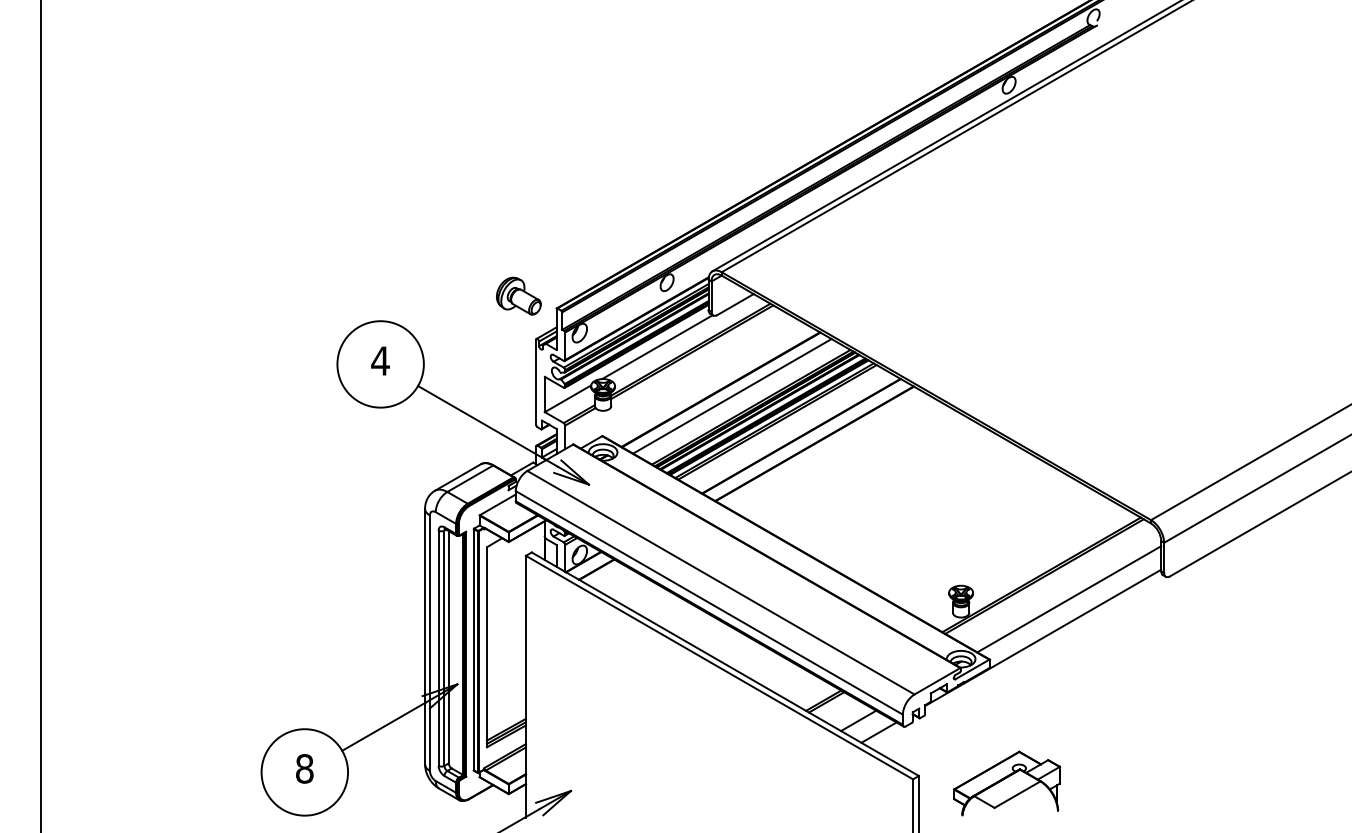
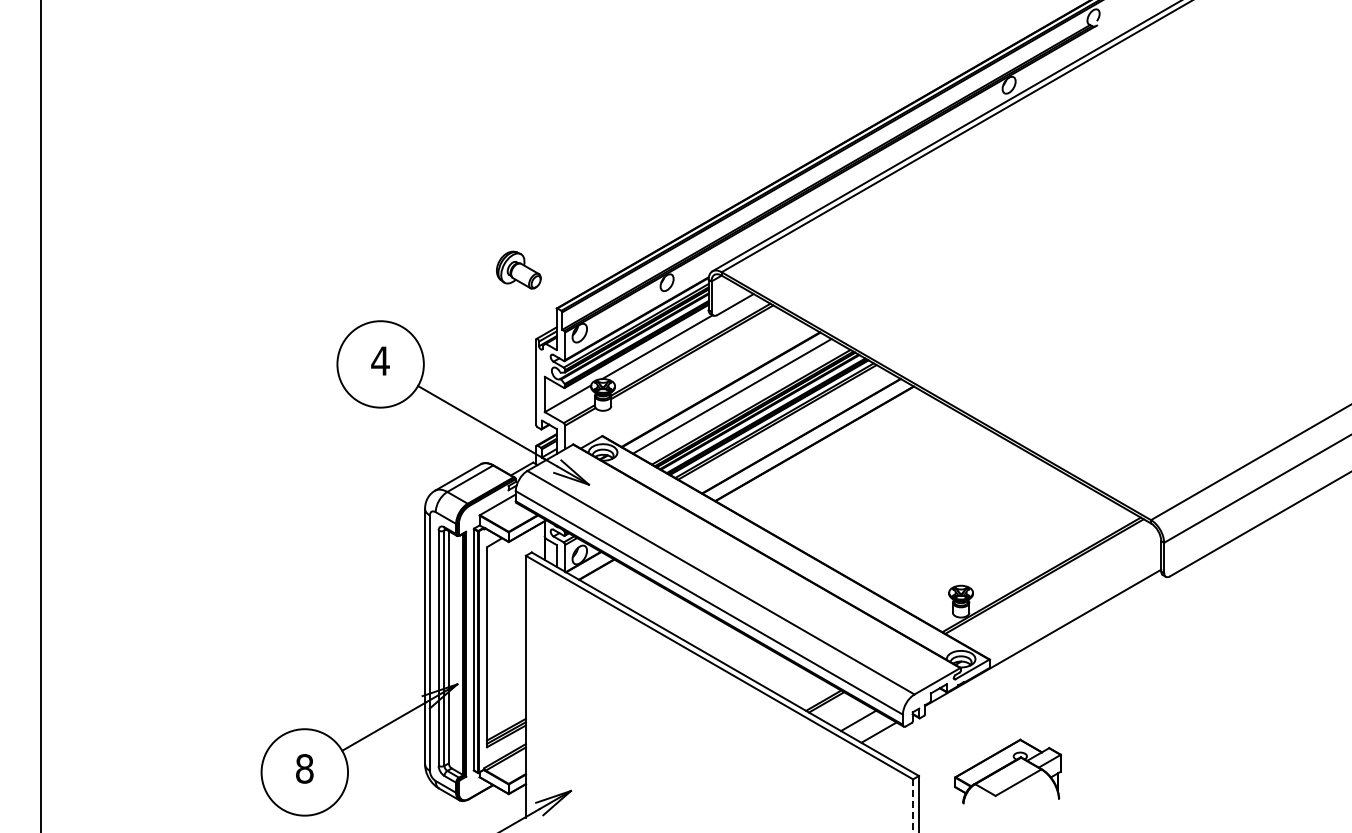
part position: (518, 295) -> (518, 269) (518, 269)
line: present -> none (1069, 599)
part position: (1006, 783) -> (1007, 771) (1007, 771)
line: solid -> dashed (913, 806)
